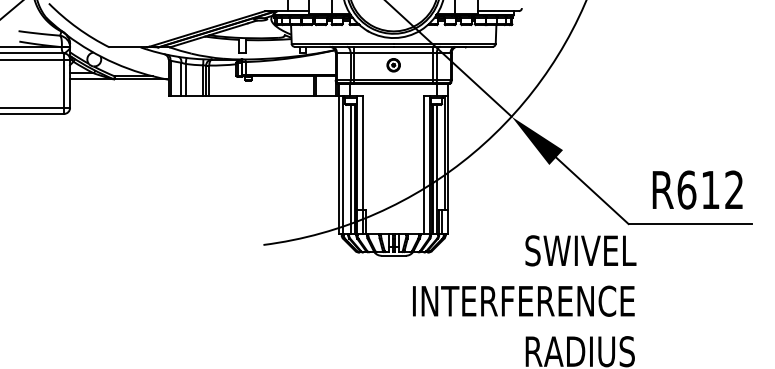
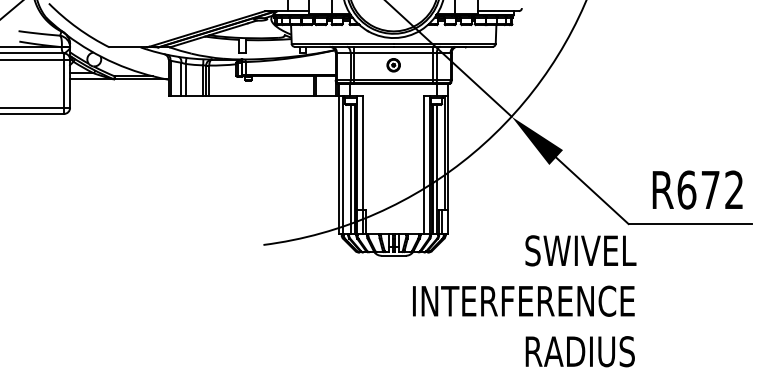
text: R612 -> R672 (710, 189)
